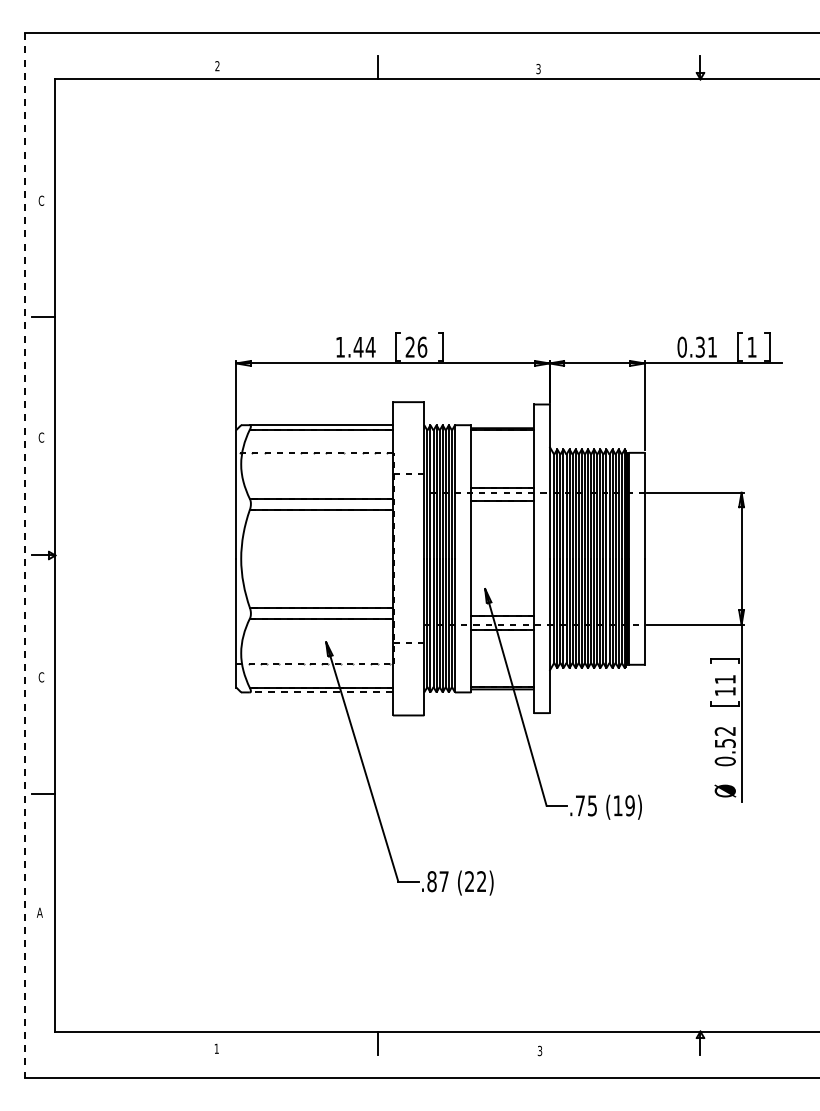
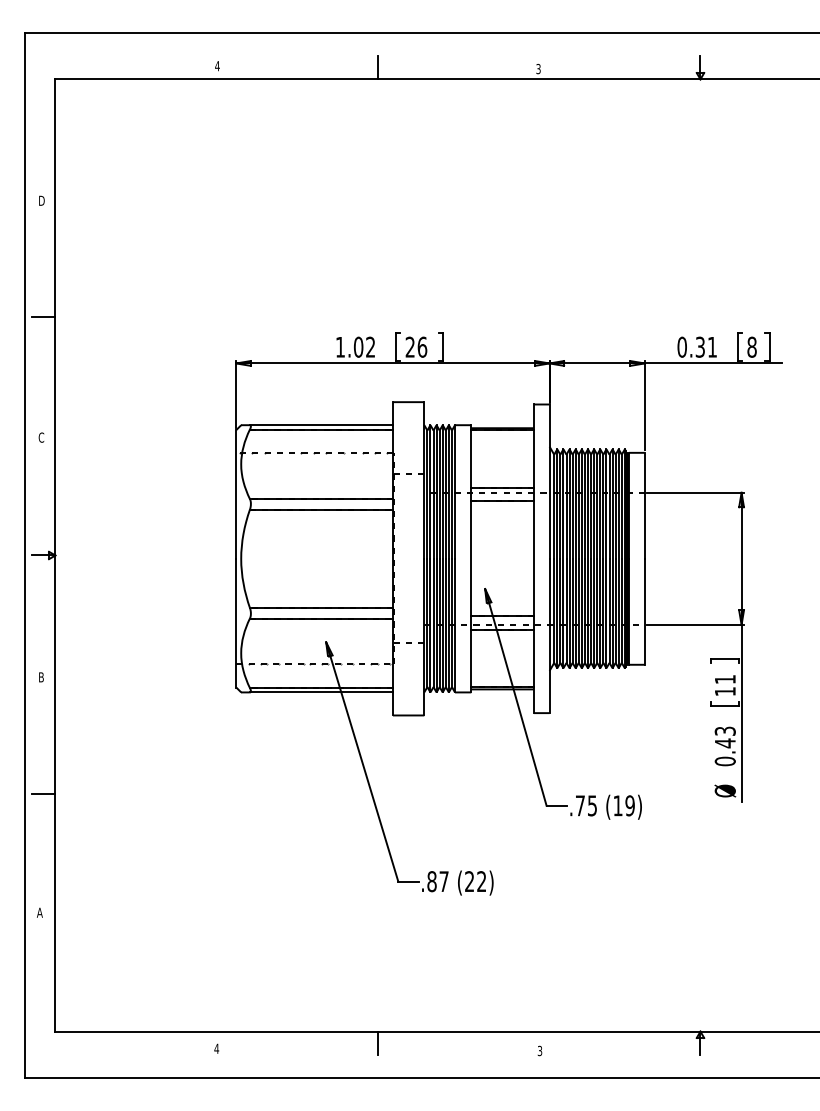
text: 2 -> 4 (217, 66)
text: C -> D (41, 200)
text: 1.44 -> 1.02 (364, 346)
text: 1 -> 8 (751, 346)
line: dashed -> solid (24, 555)
text: C -> B (41, 677)
line: dashed -> solid (321, 692)
text: 0.52 -> 0.43 (725, 737)
text: 1 -> 4 (216, 1048)
